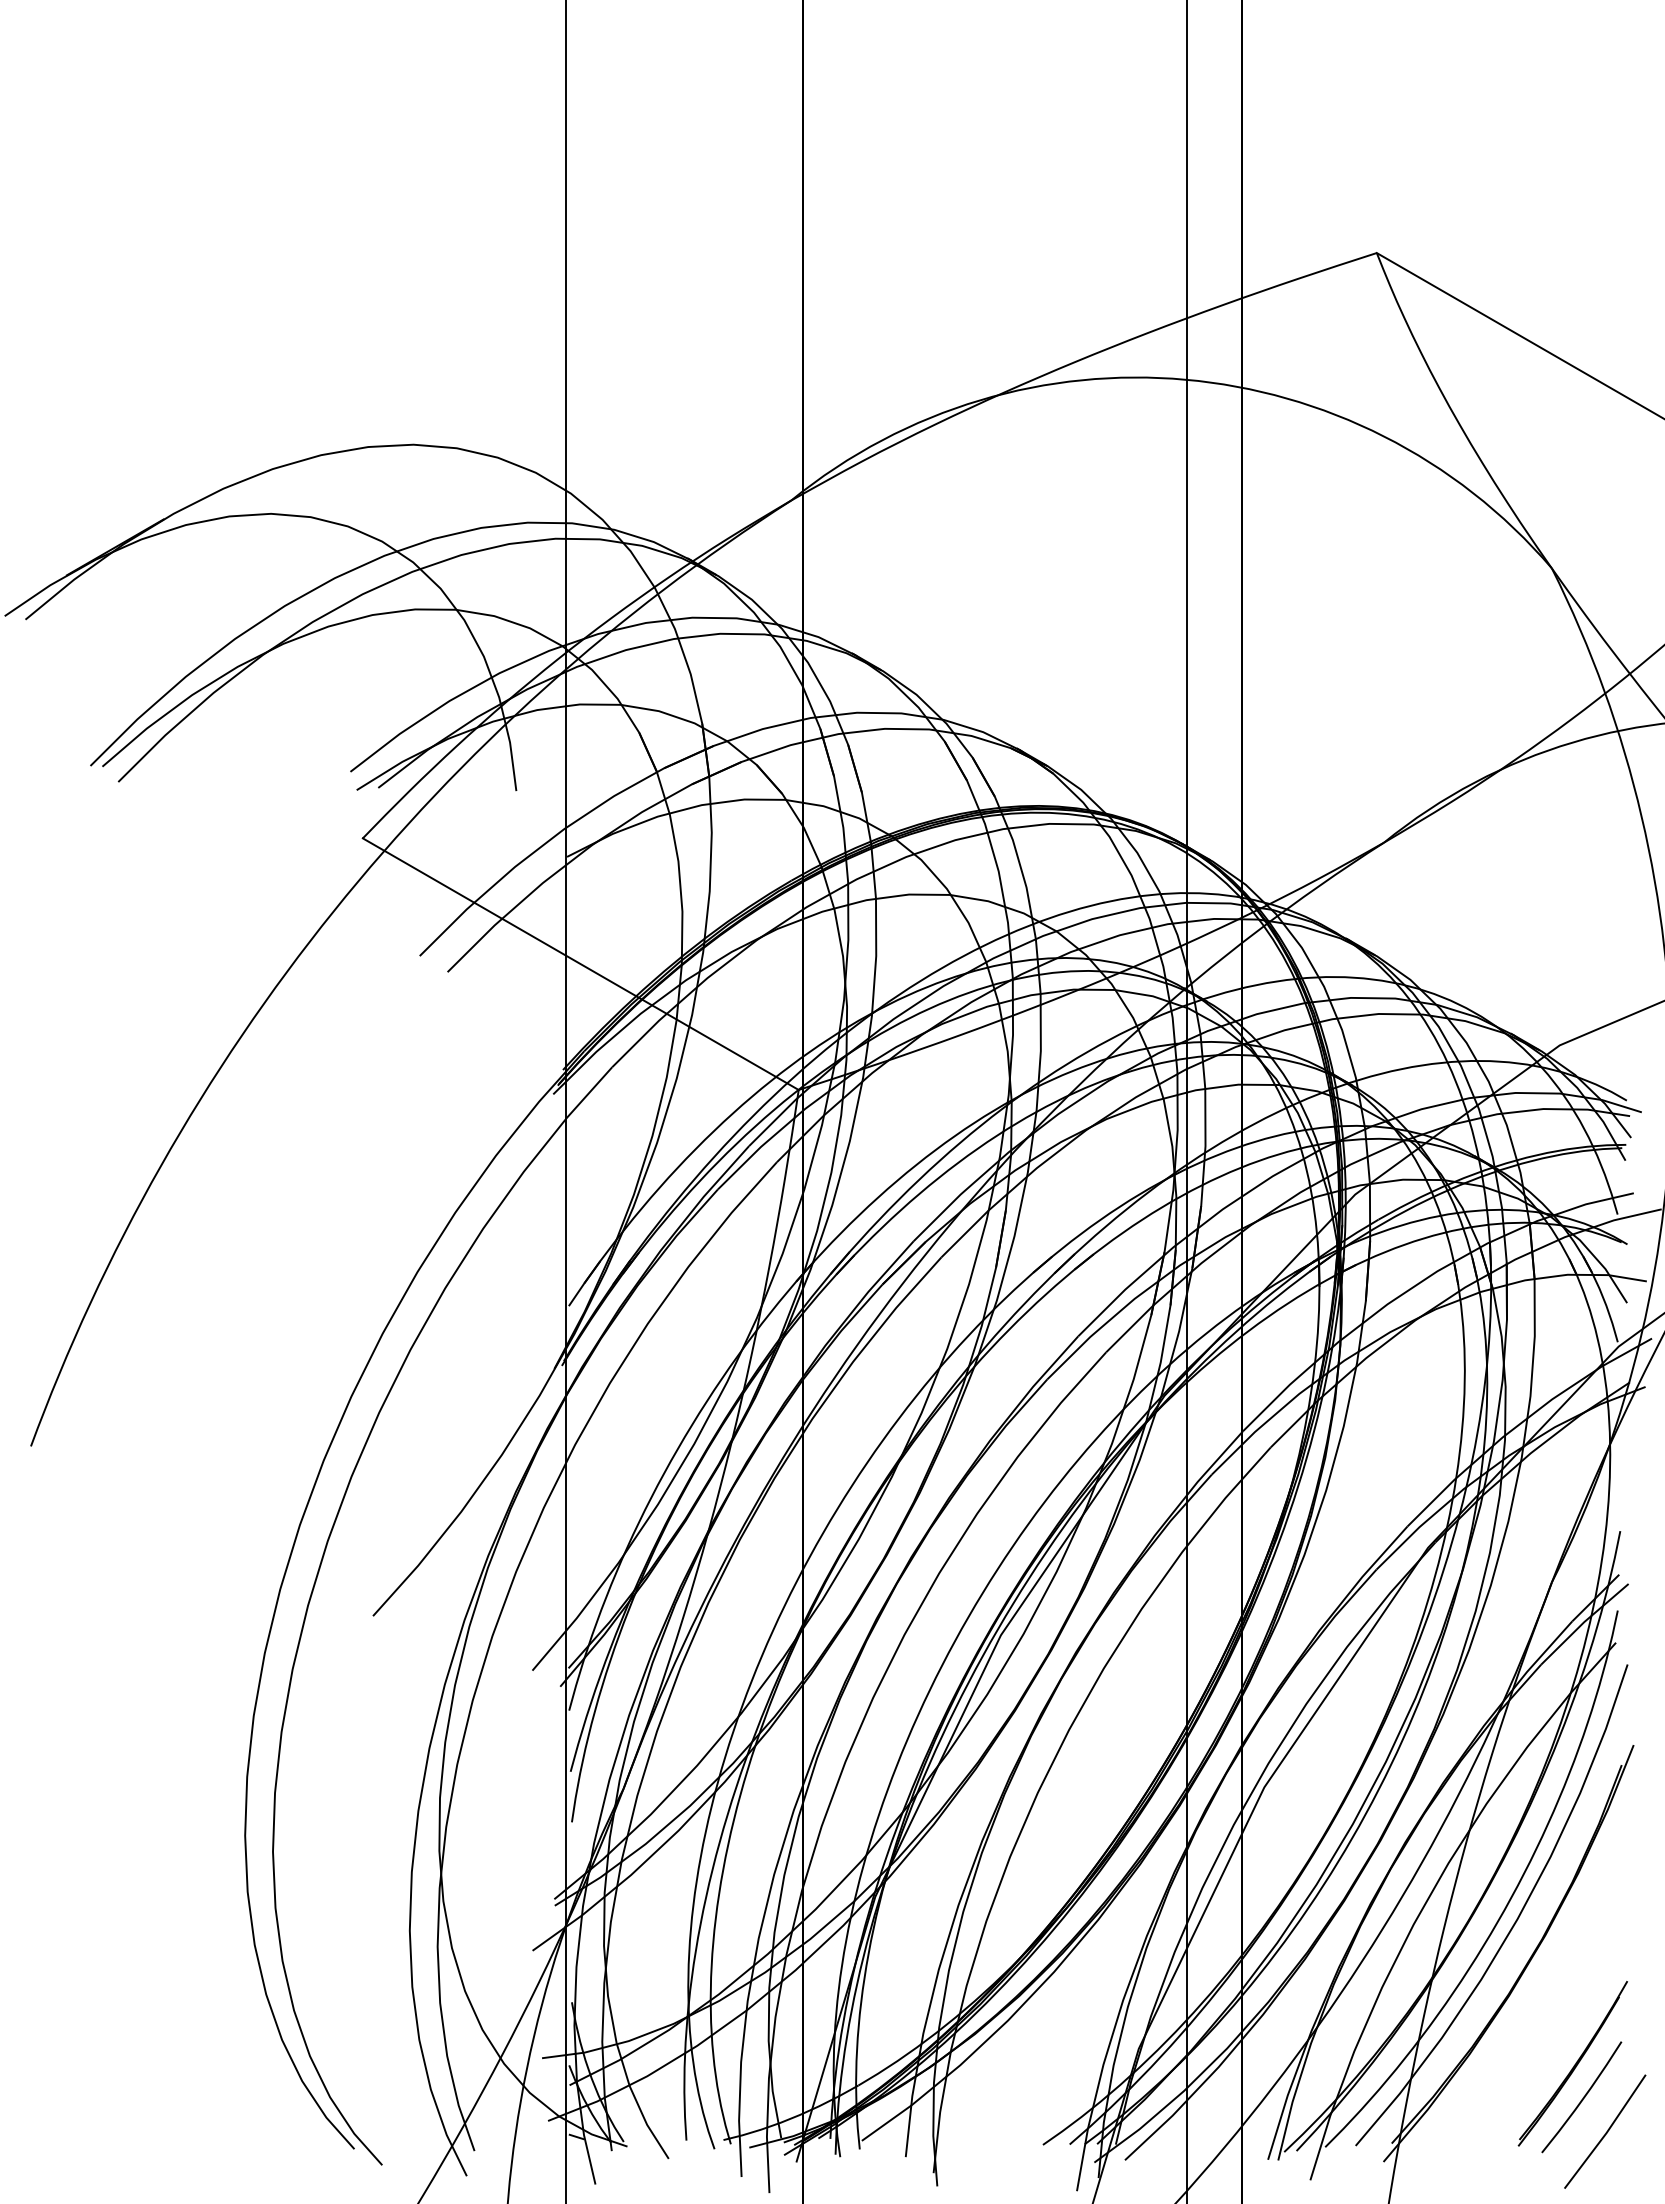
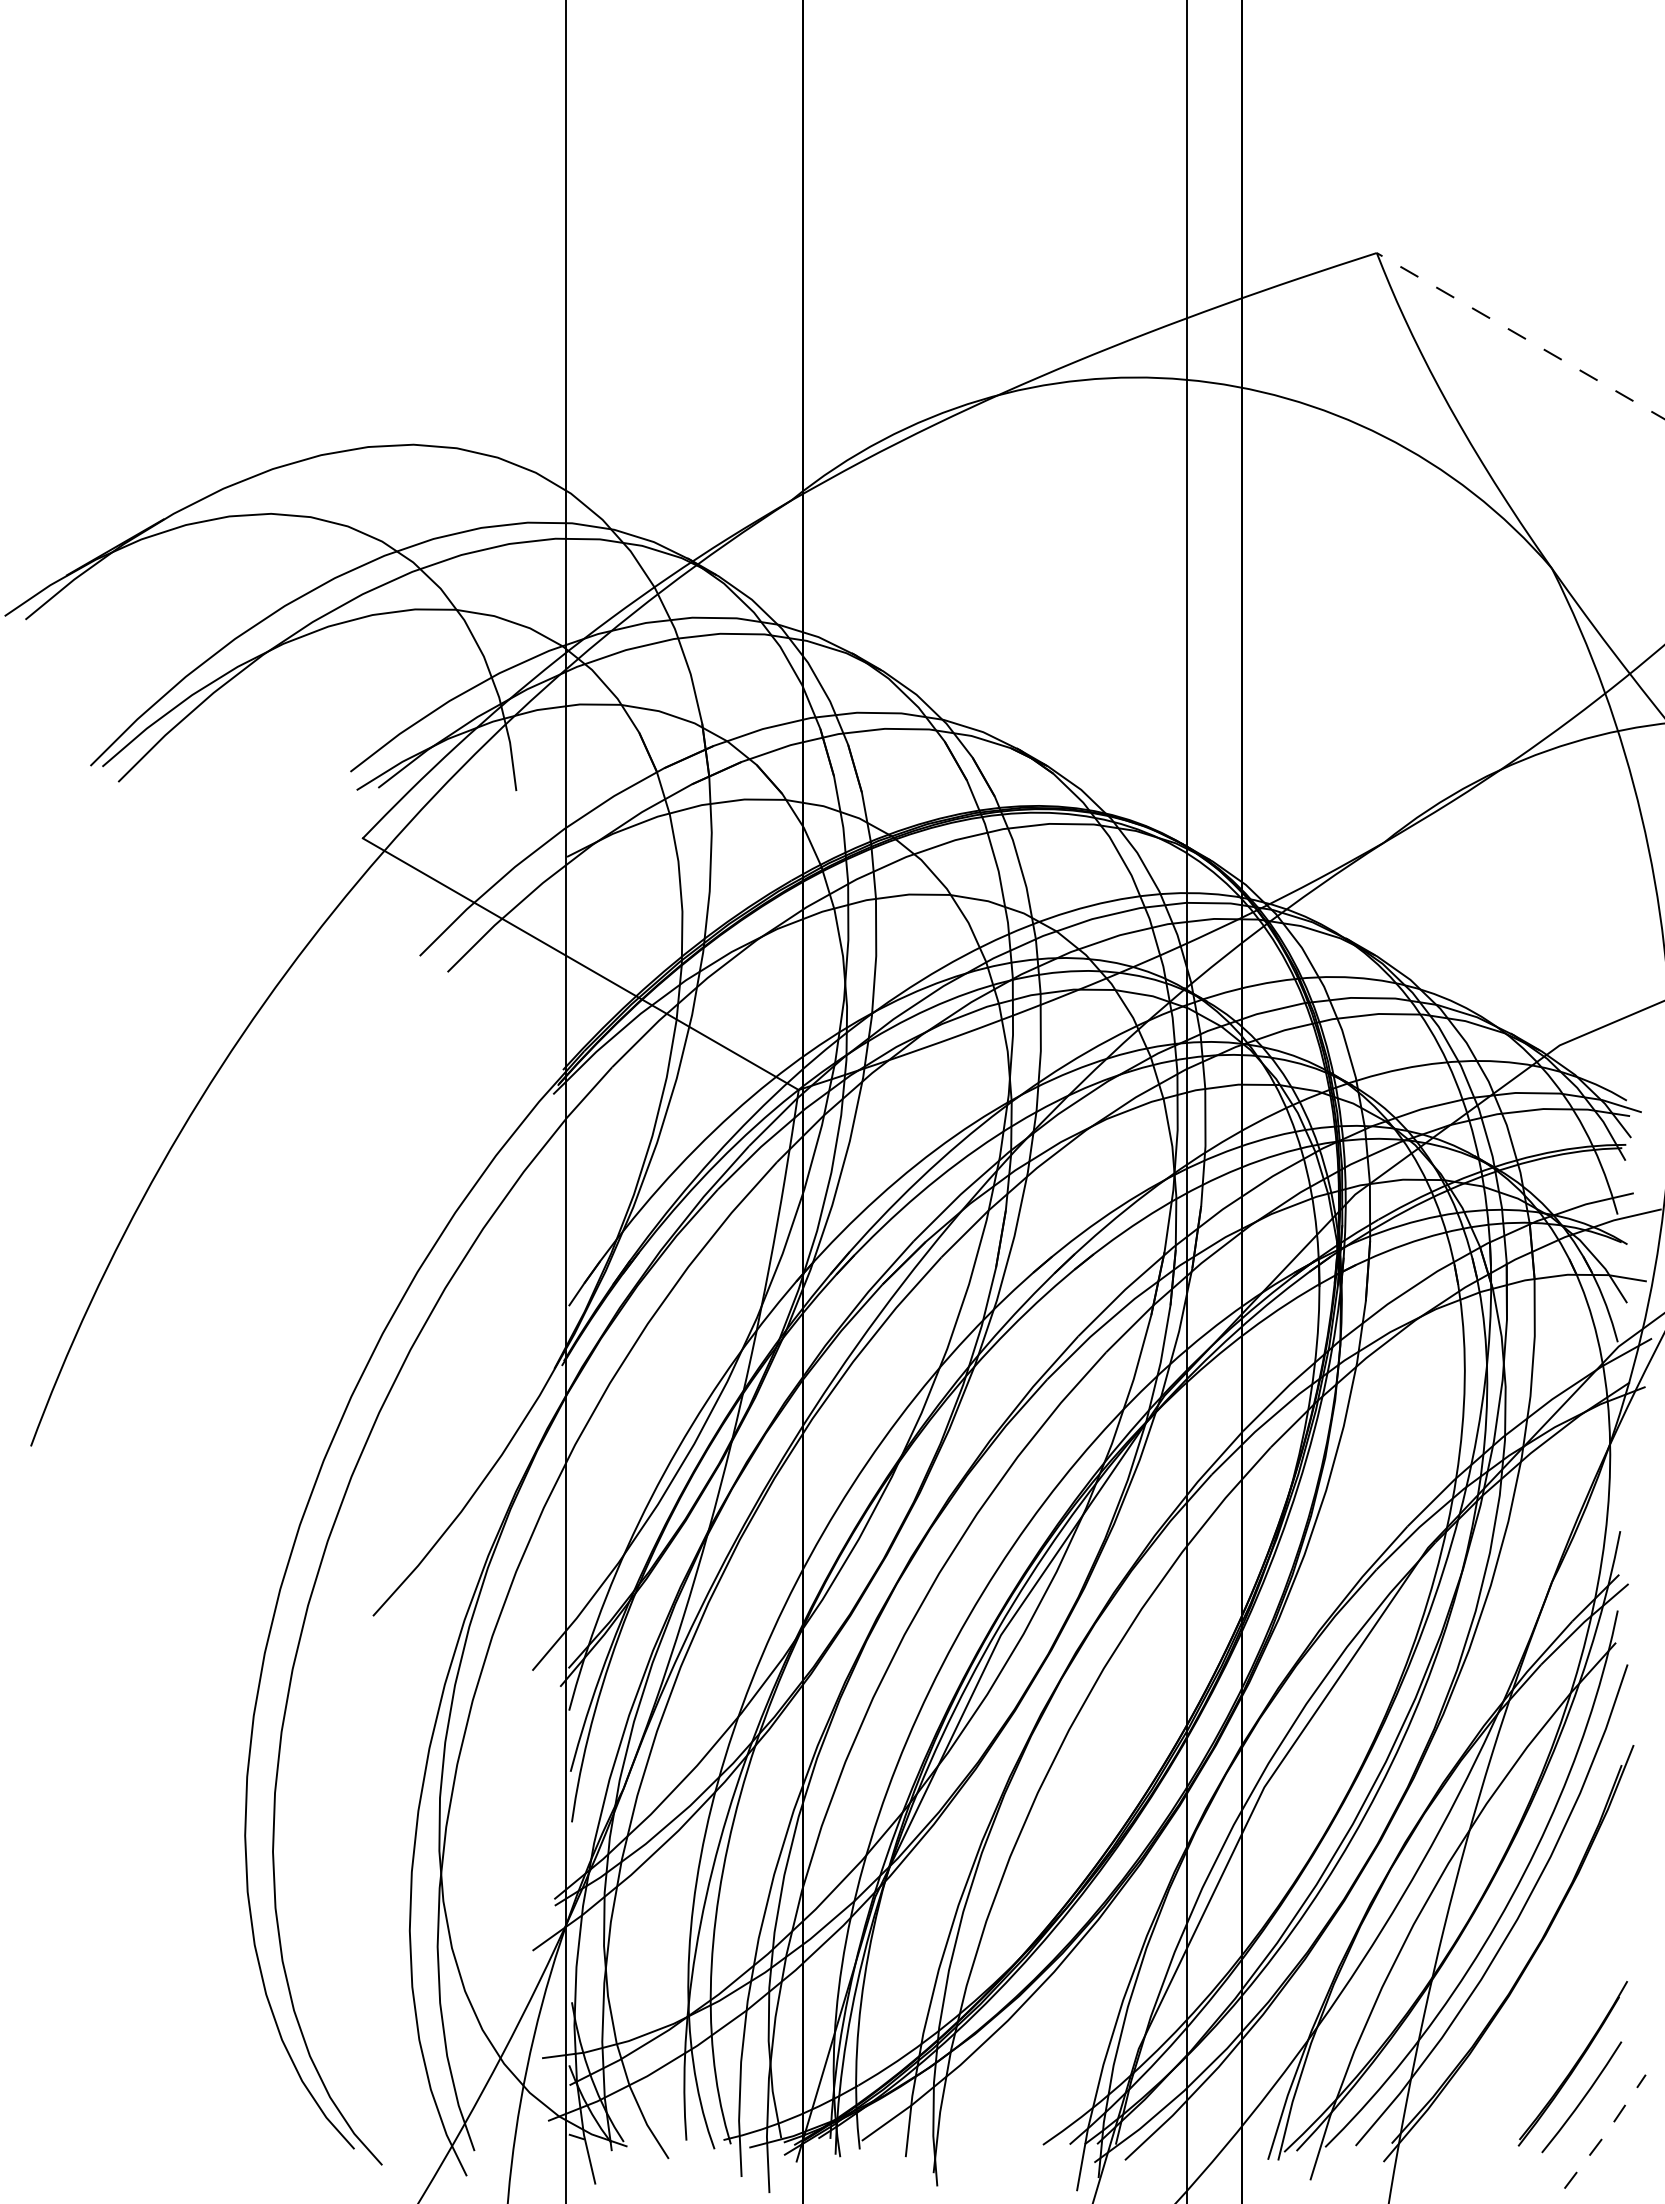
line: solid -> dashed (1520, 335)
line: solid -> dashed (1606, 2133)
